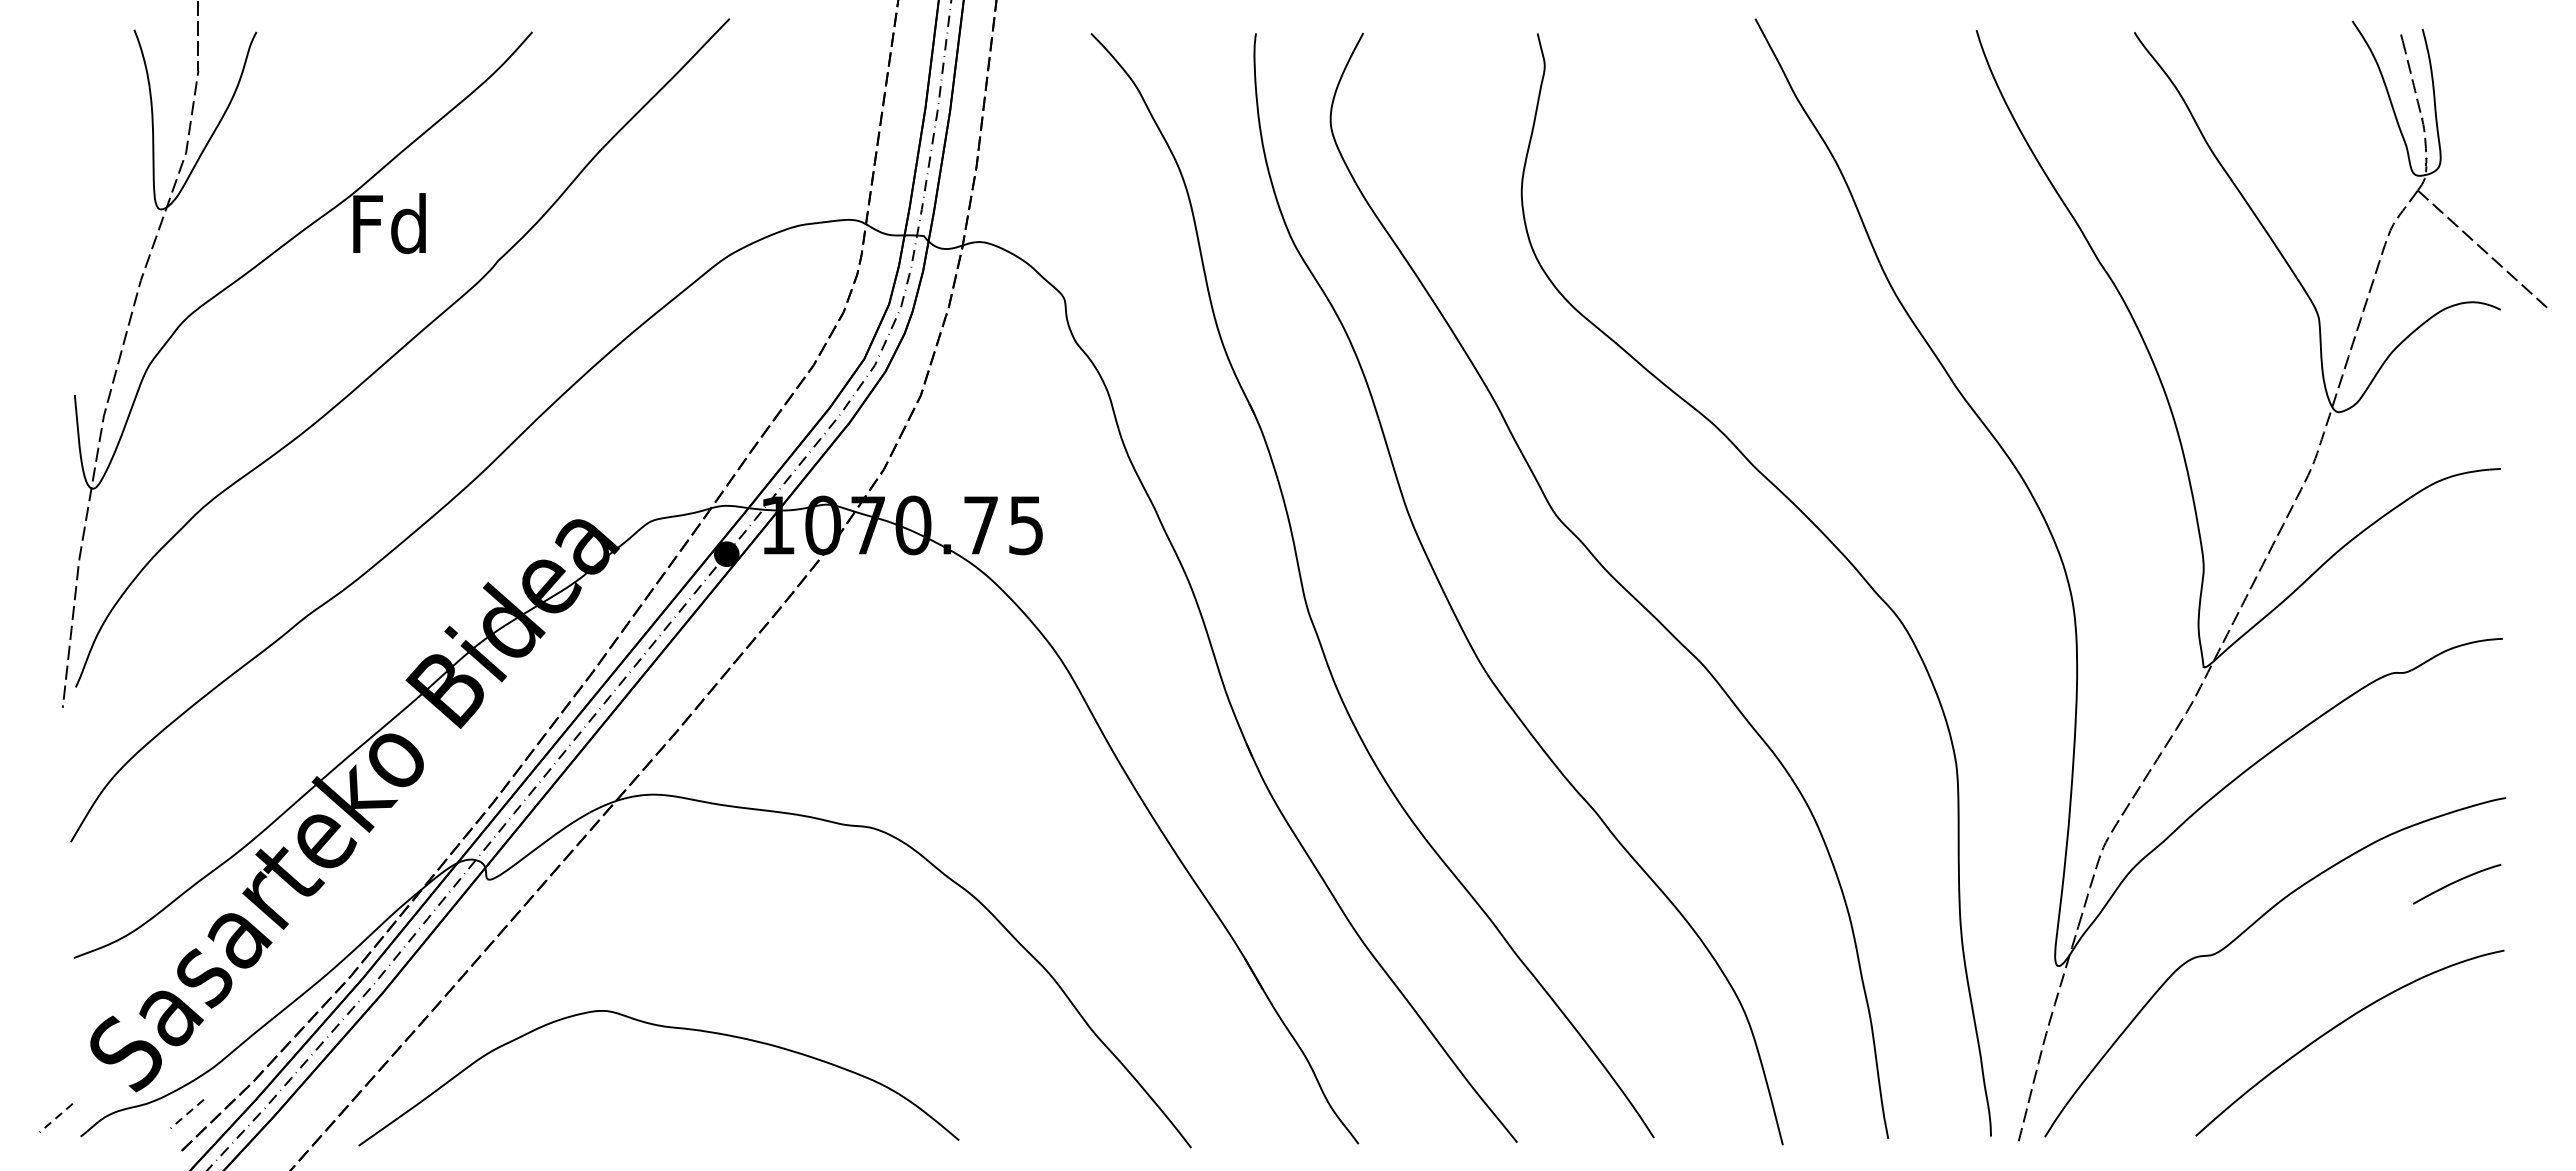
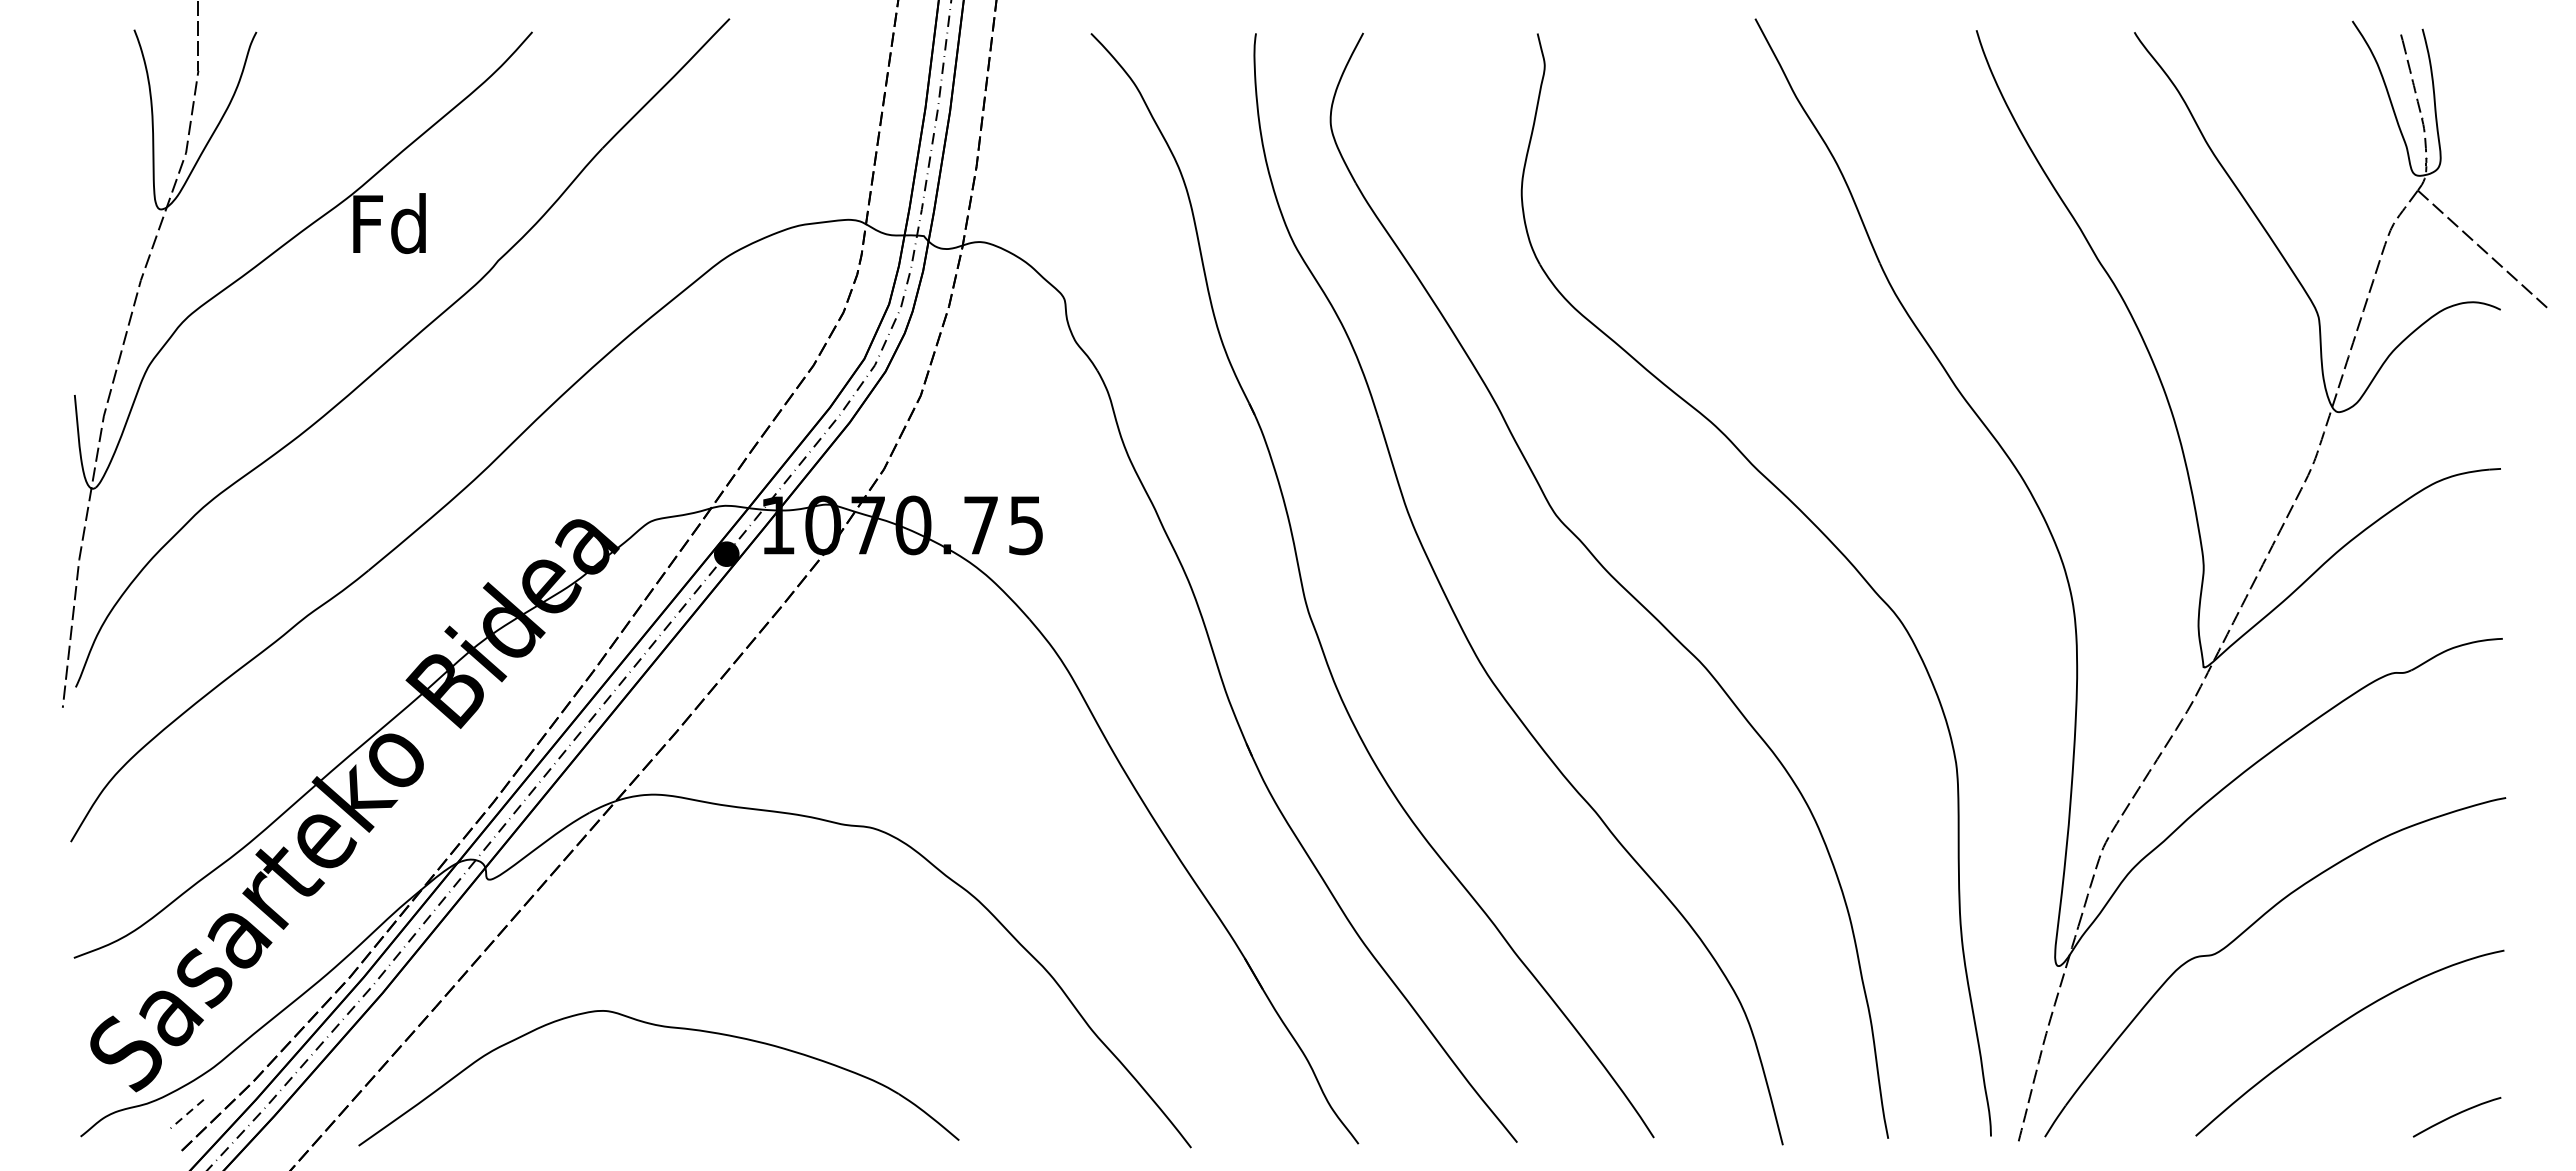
curve position: (2456, 882) -> (2456, 1115) (2456, 1115)
line: present -> none (56, 1117)
